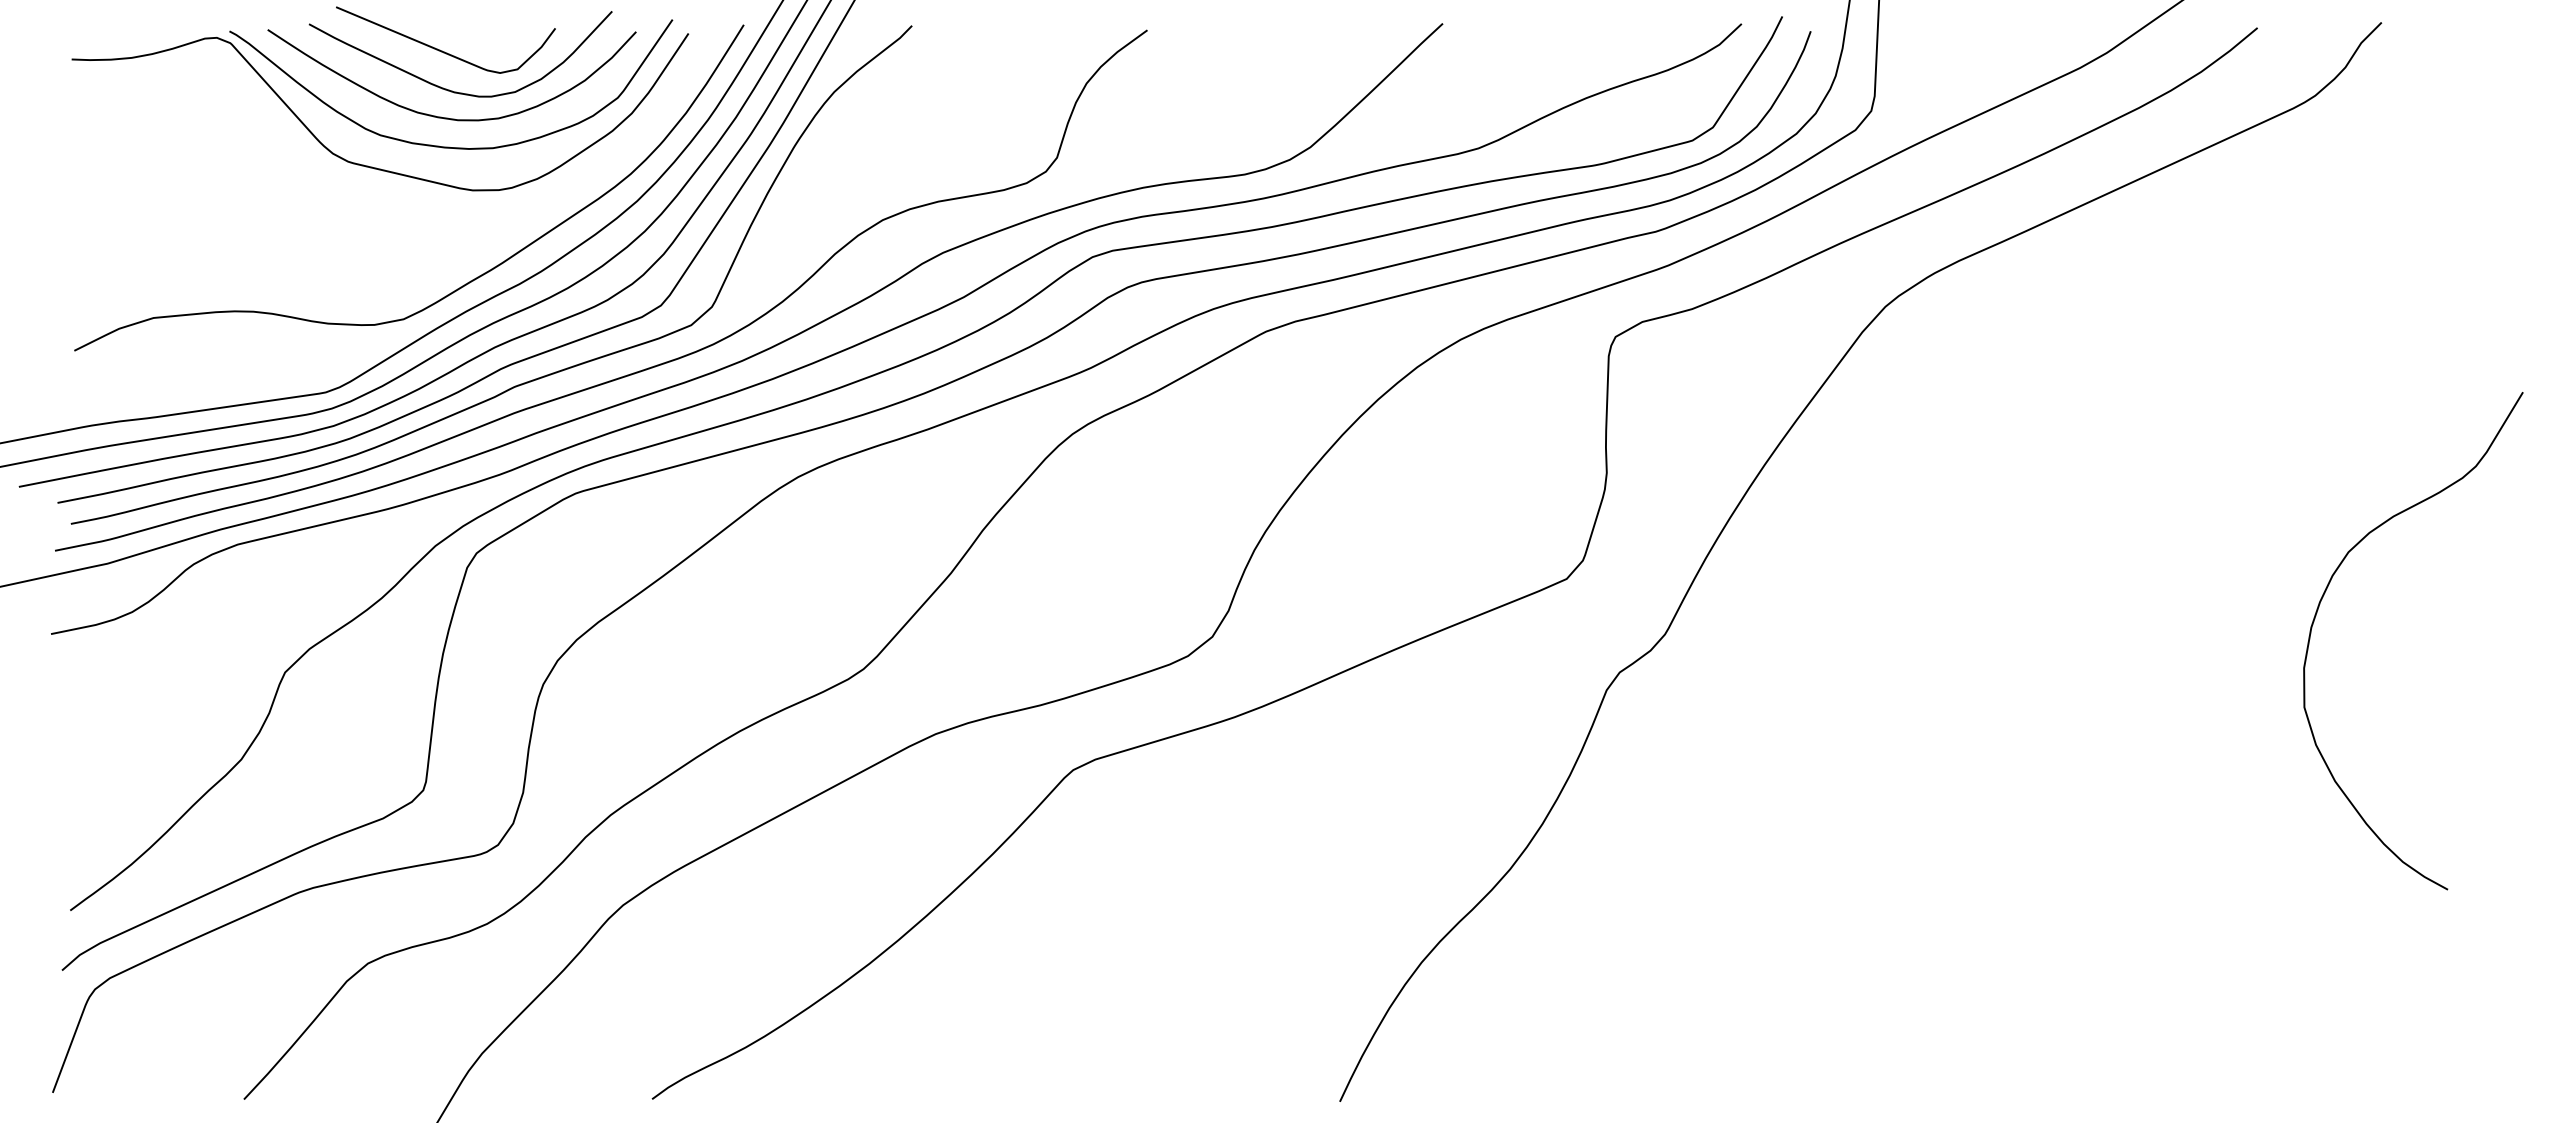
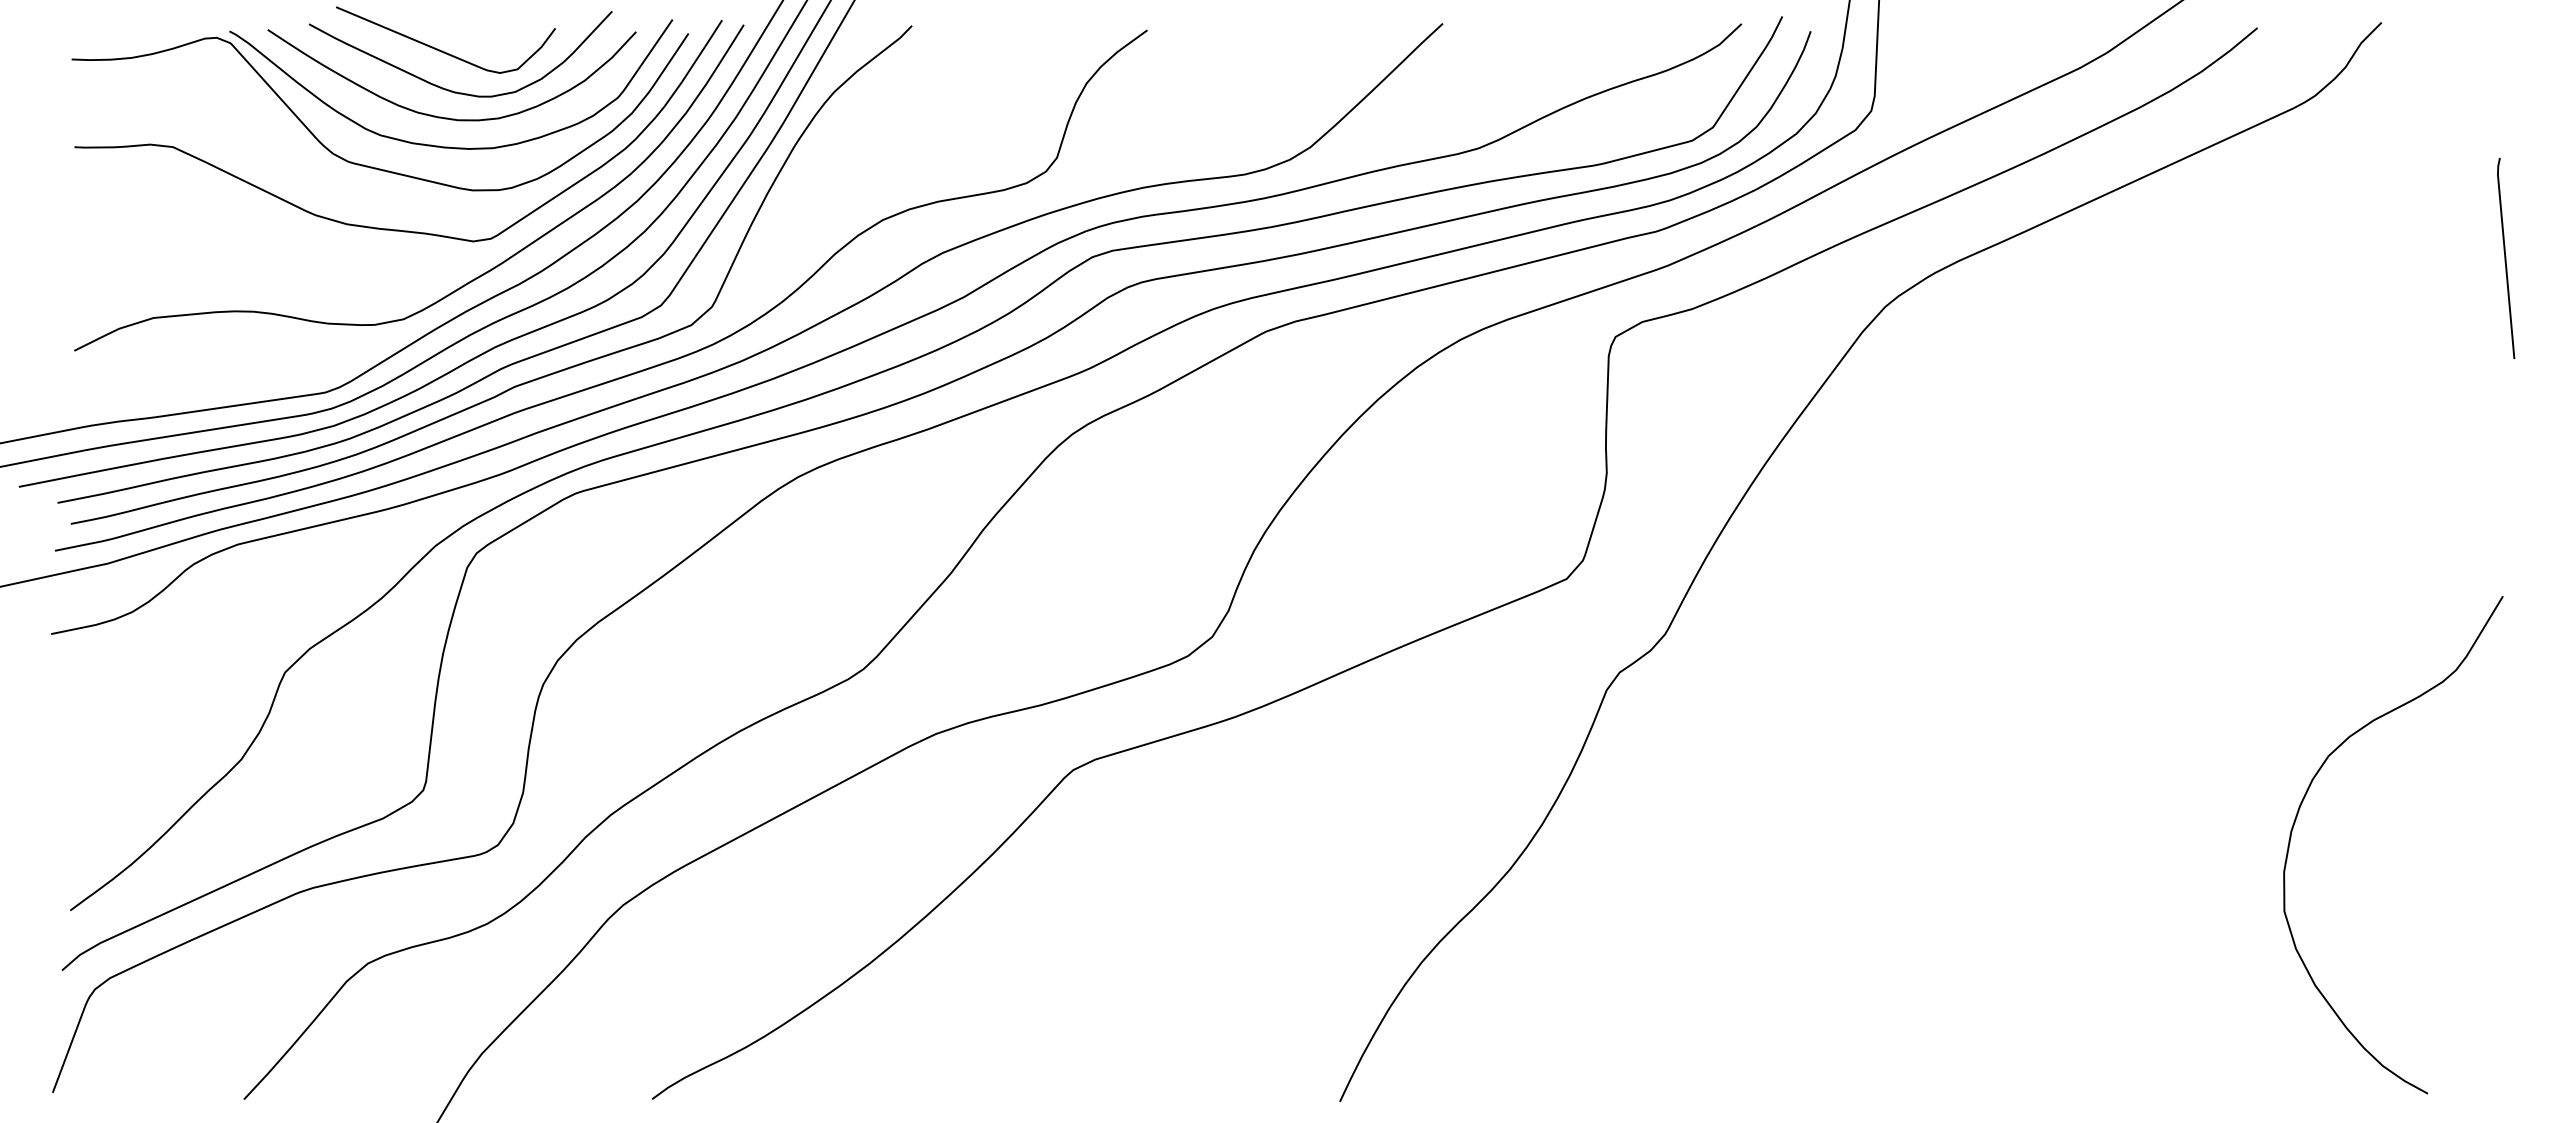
curve: none -> present (389, 228)
line: none -> present (2506, 258)
curve position: (2318, 610) -> (2298, 814) (2298, 814)
